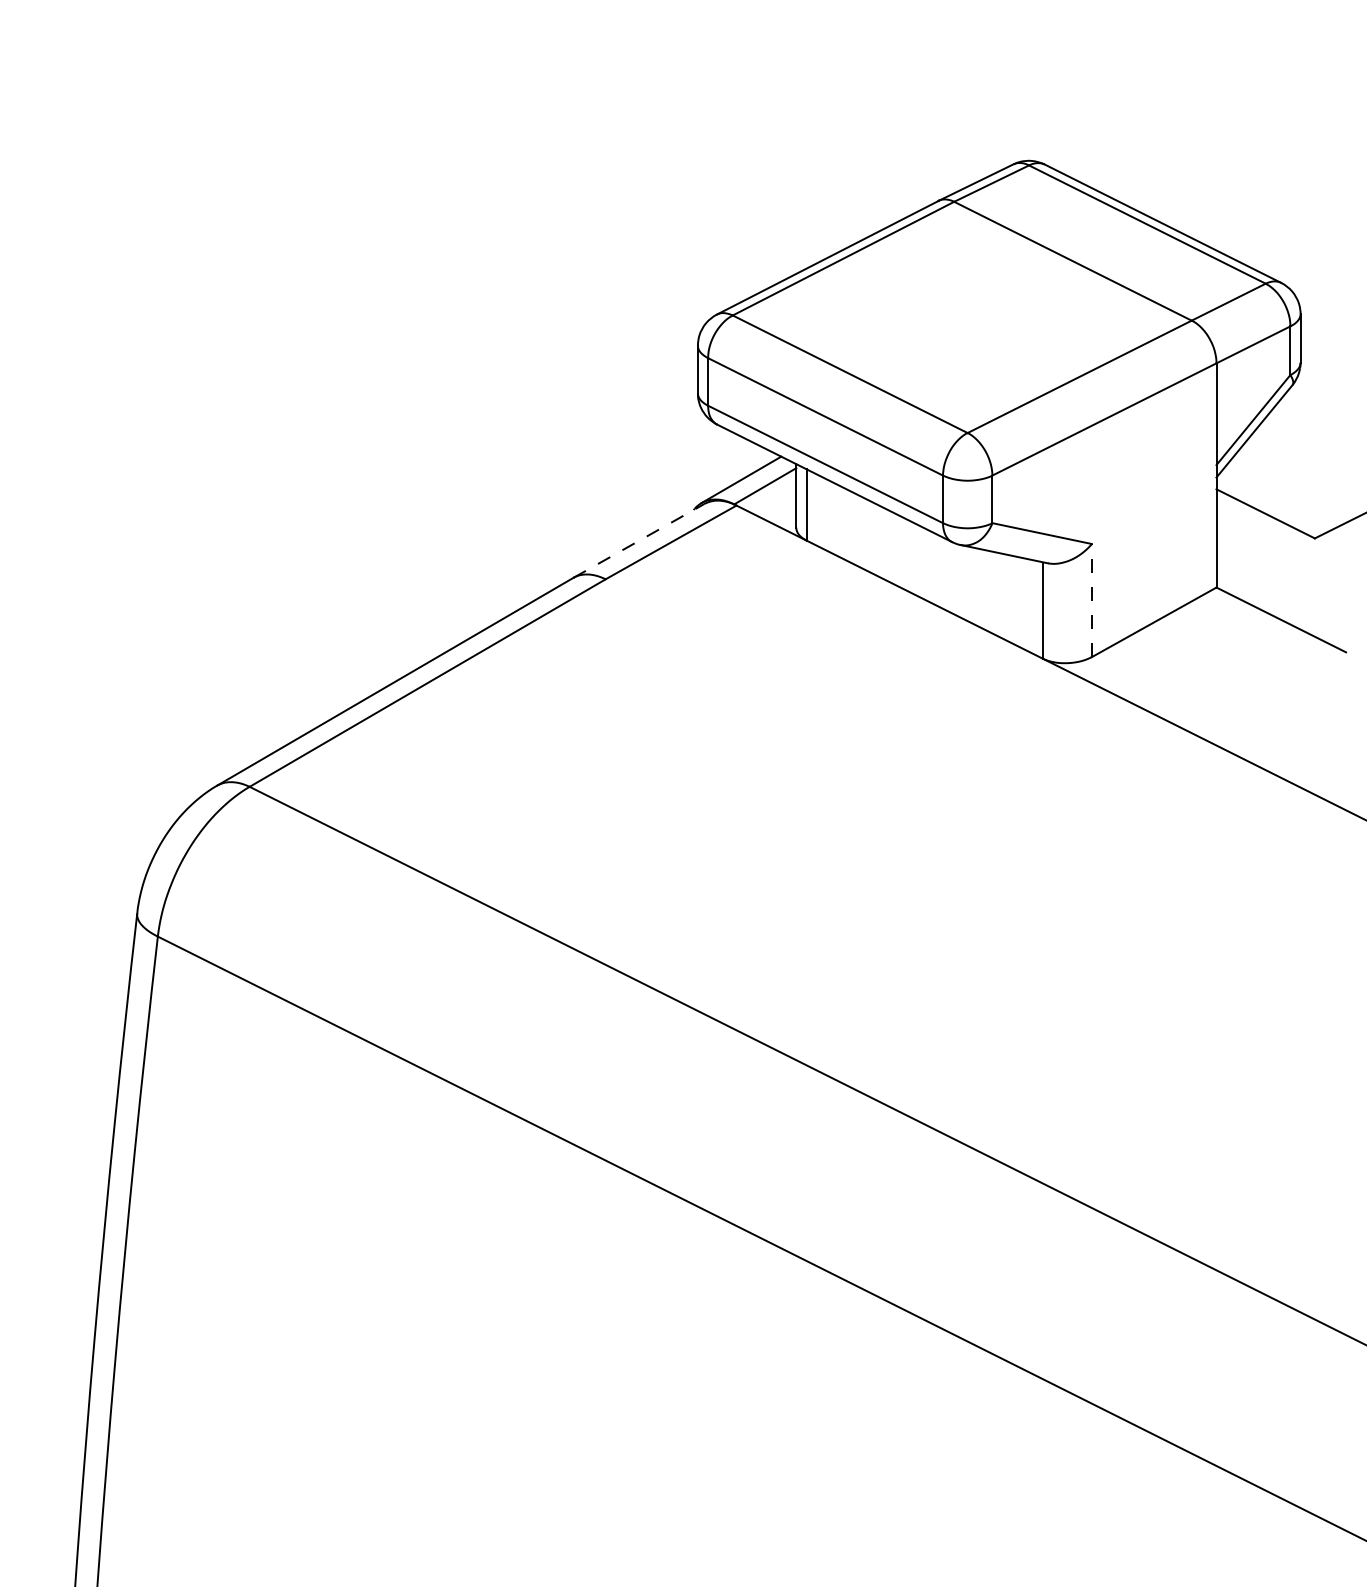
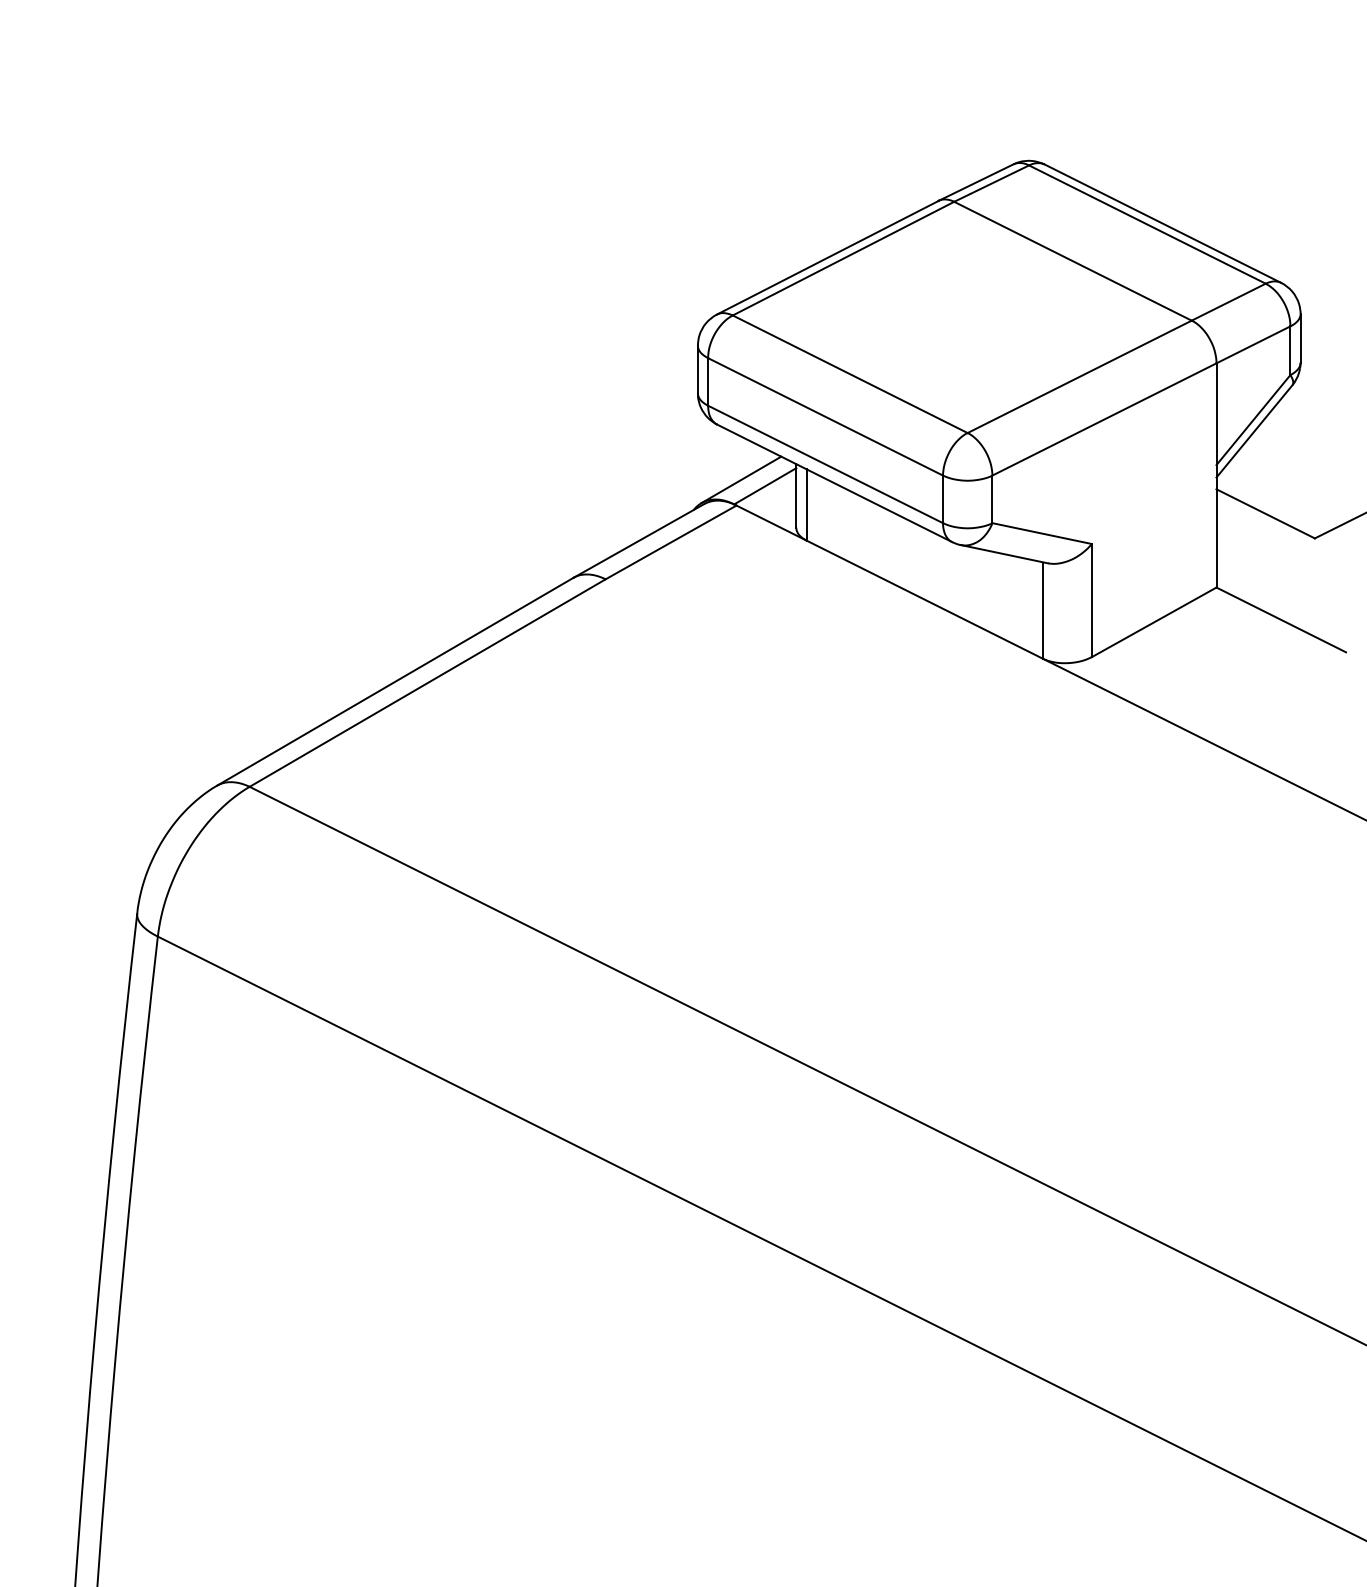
line: dashed -> solid (638, 540)
line: dashed -> solid (1091, 600)
